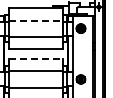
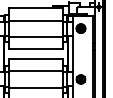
line: dashed -> solid (36, 20)
line: dashed -> solid (36, 58)
